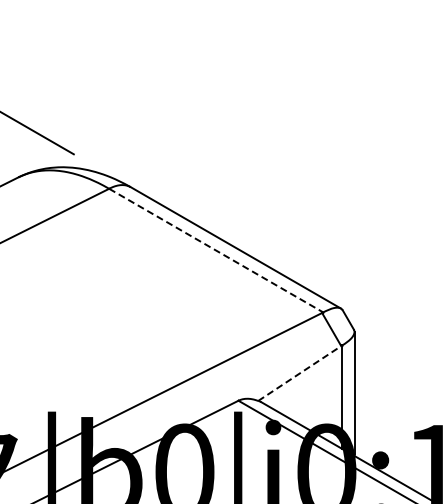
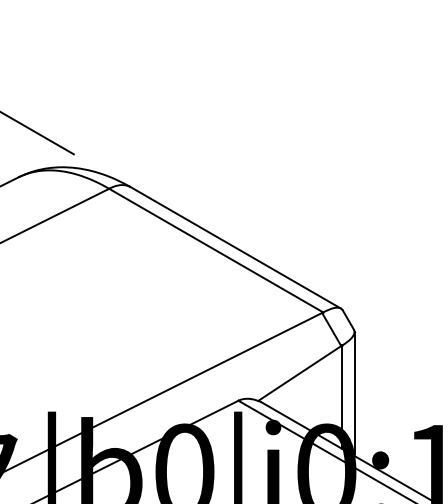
line: dashed -> solid (216, 250)
line: dashed -> solid (299, 373)
